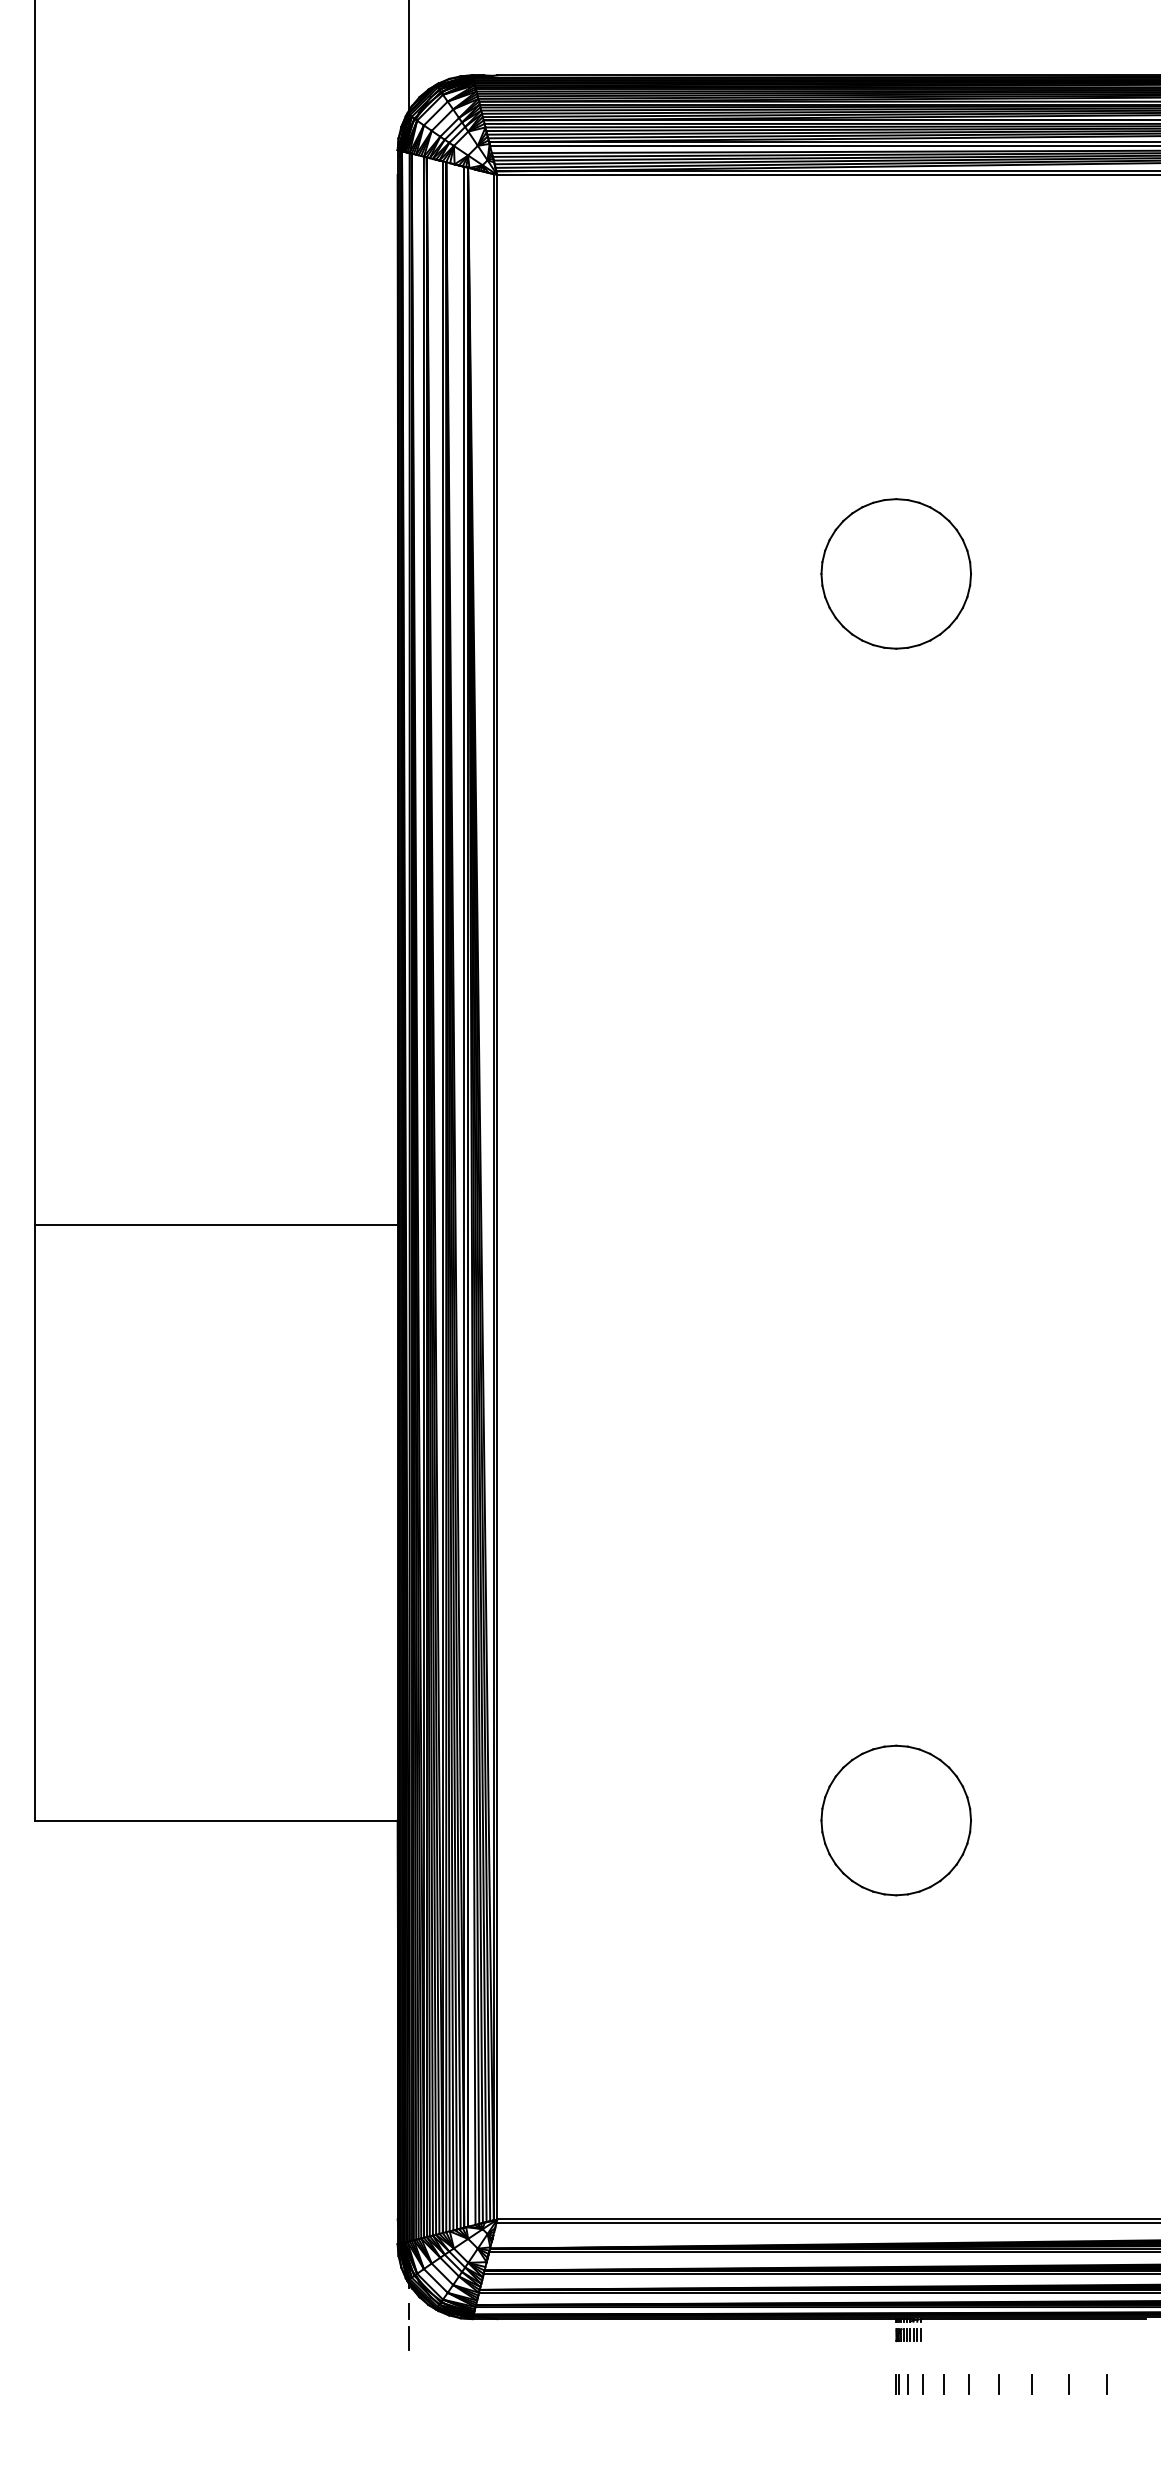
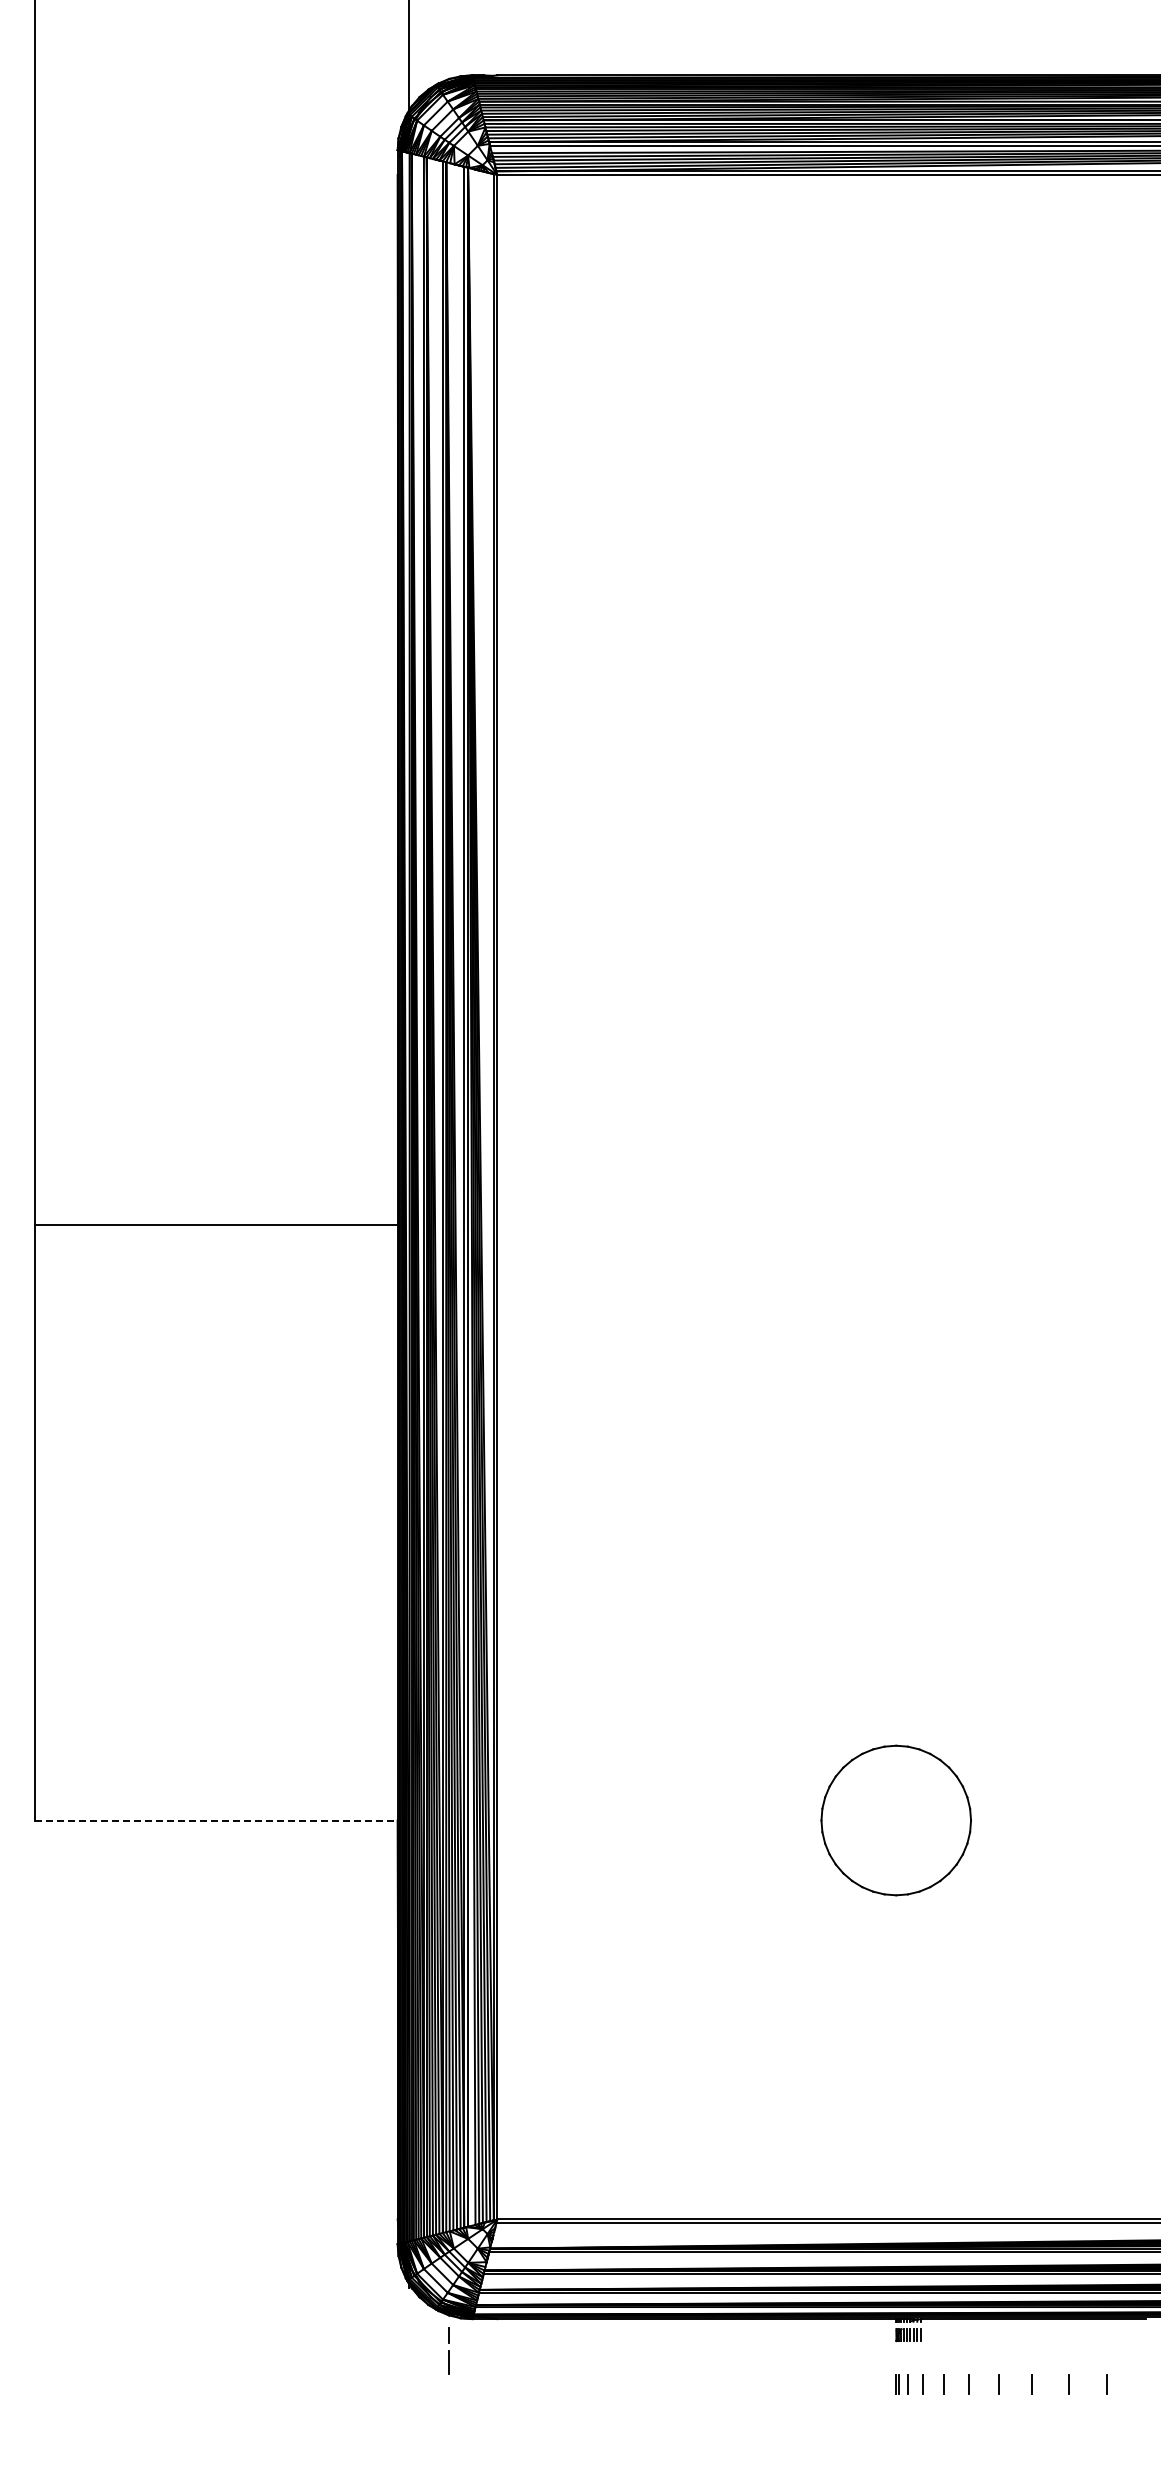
part: present -> none (895, 573)
line: solid -> dashed (216, 1820)
line position: (408, 2326) -> (448, 2350) (448, 2350)
